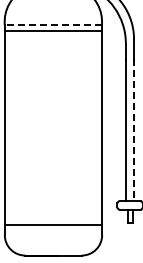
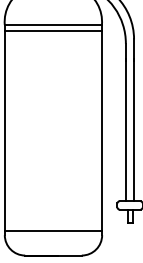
line: dashed -> solid (53, 25)
line: dashed -> solid (134, 130)
line position: (53, 224) -> (53, 230) (53, 230)
